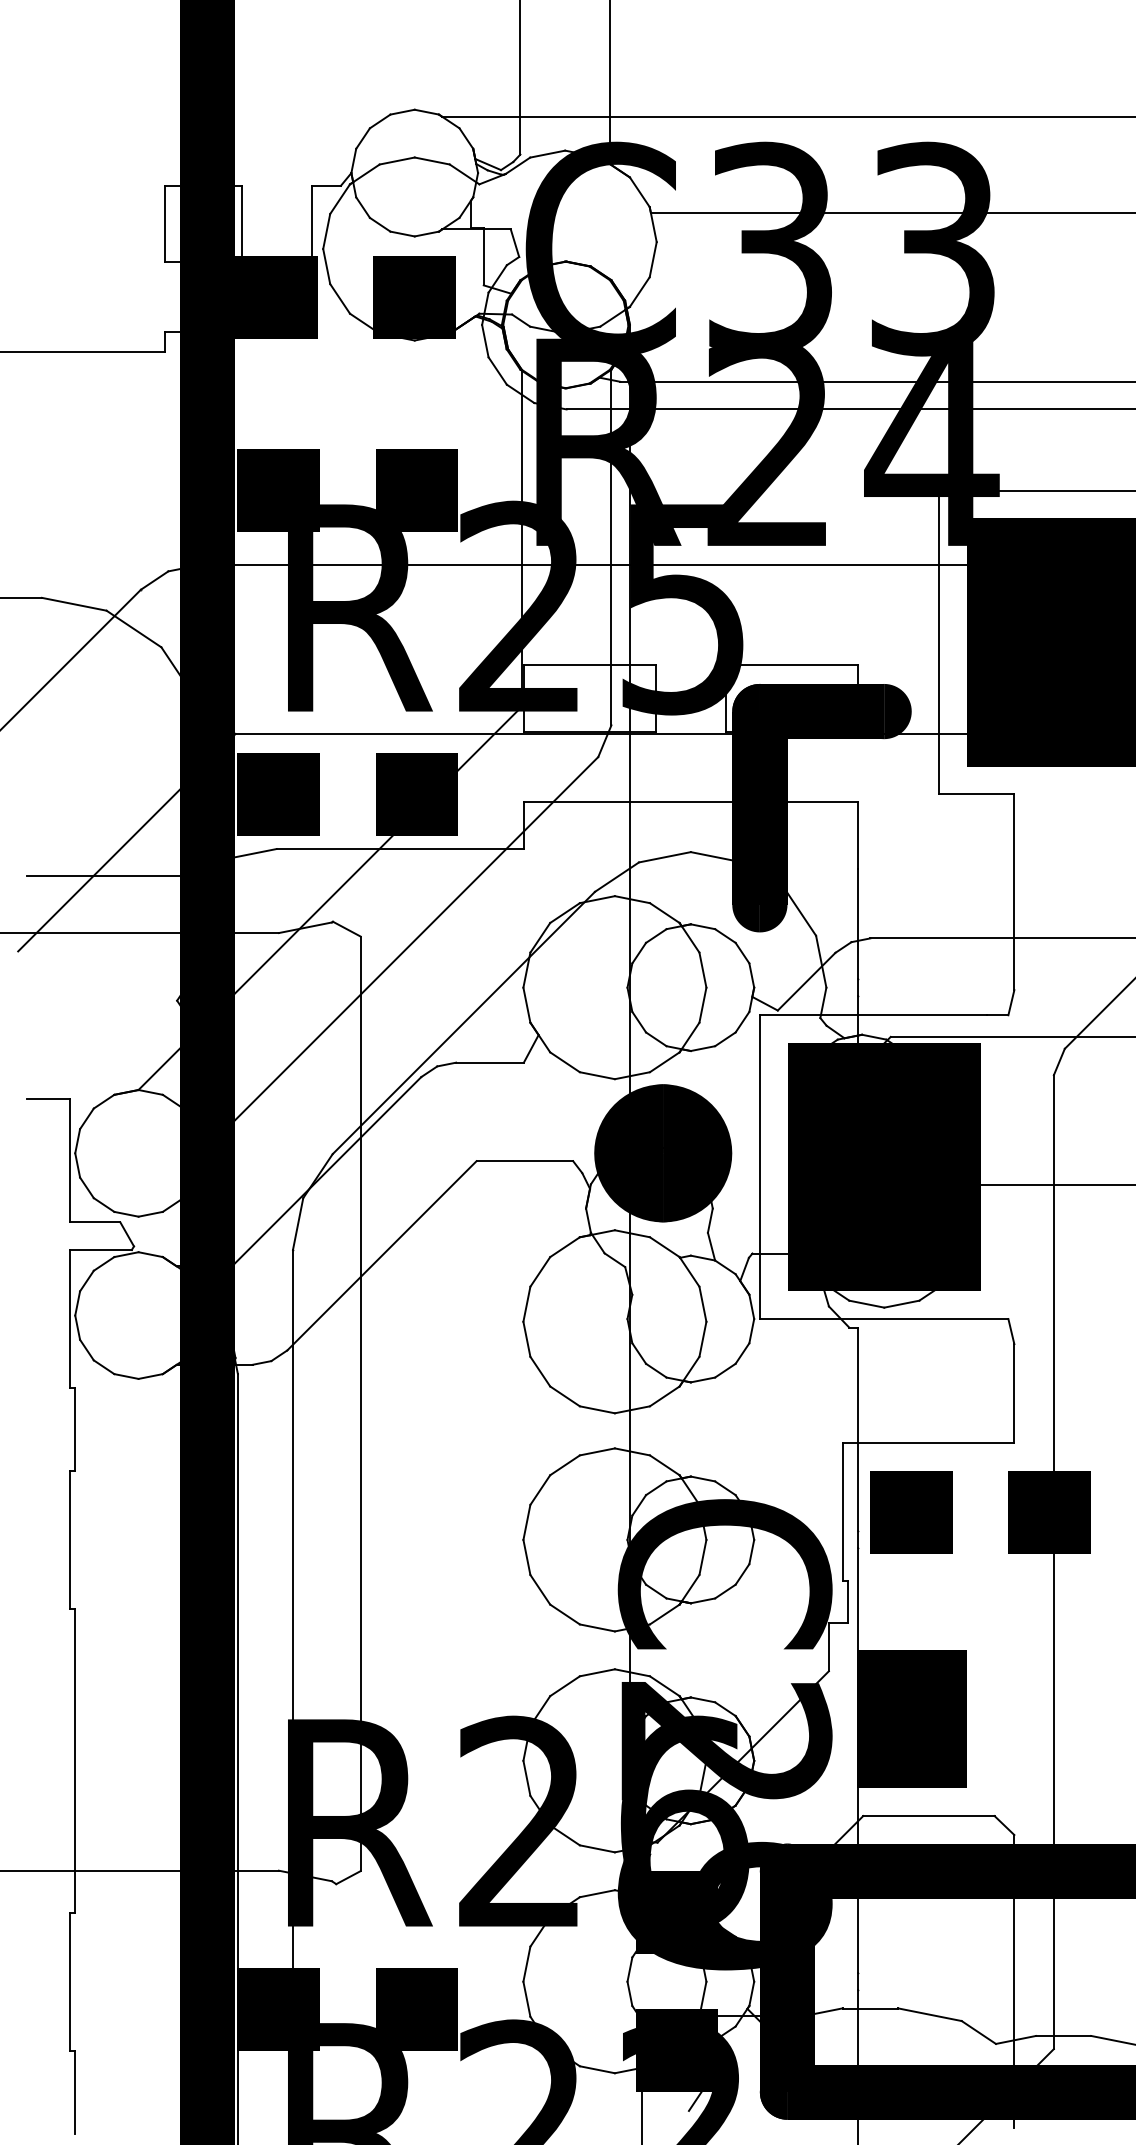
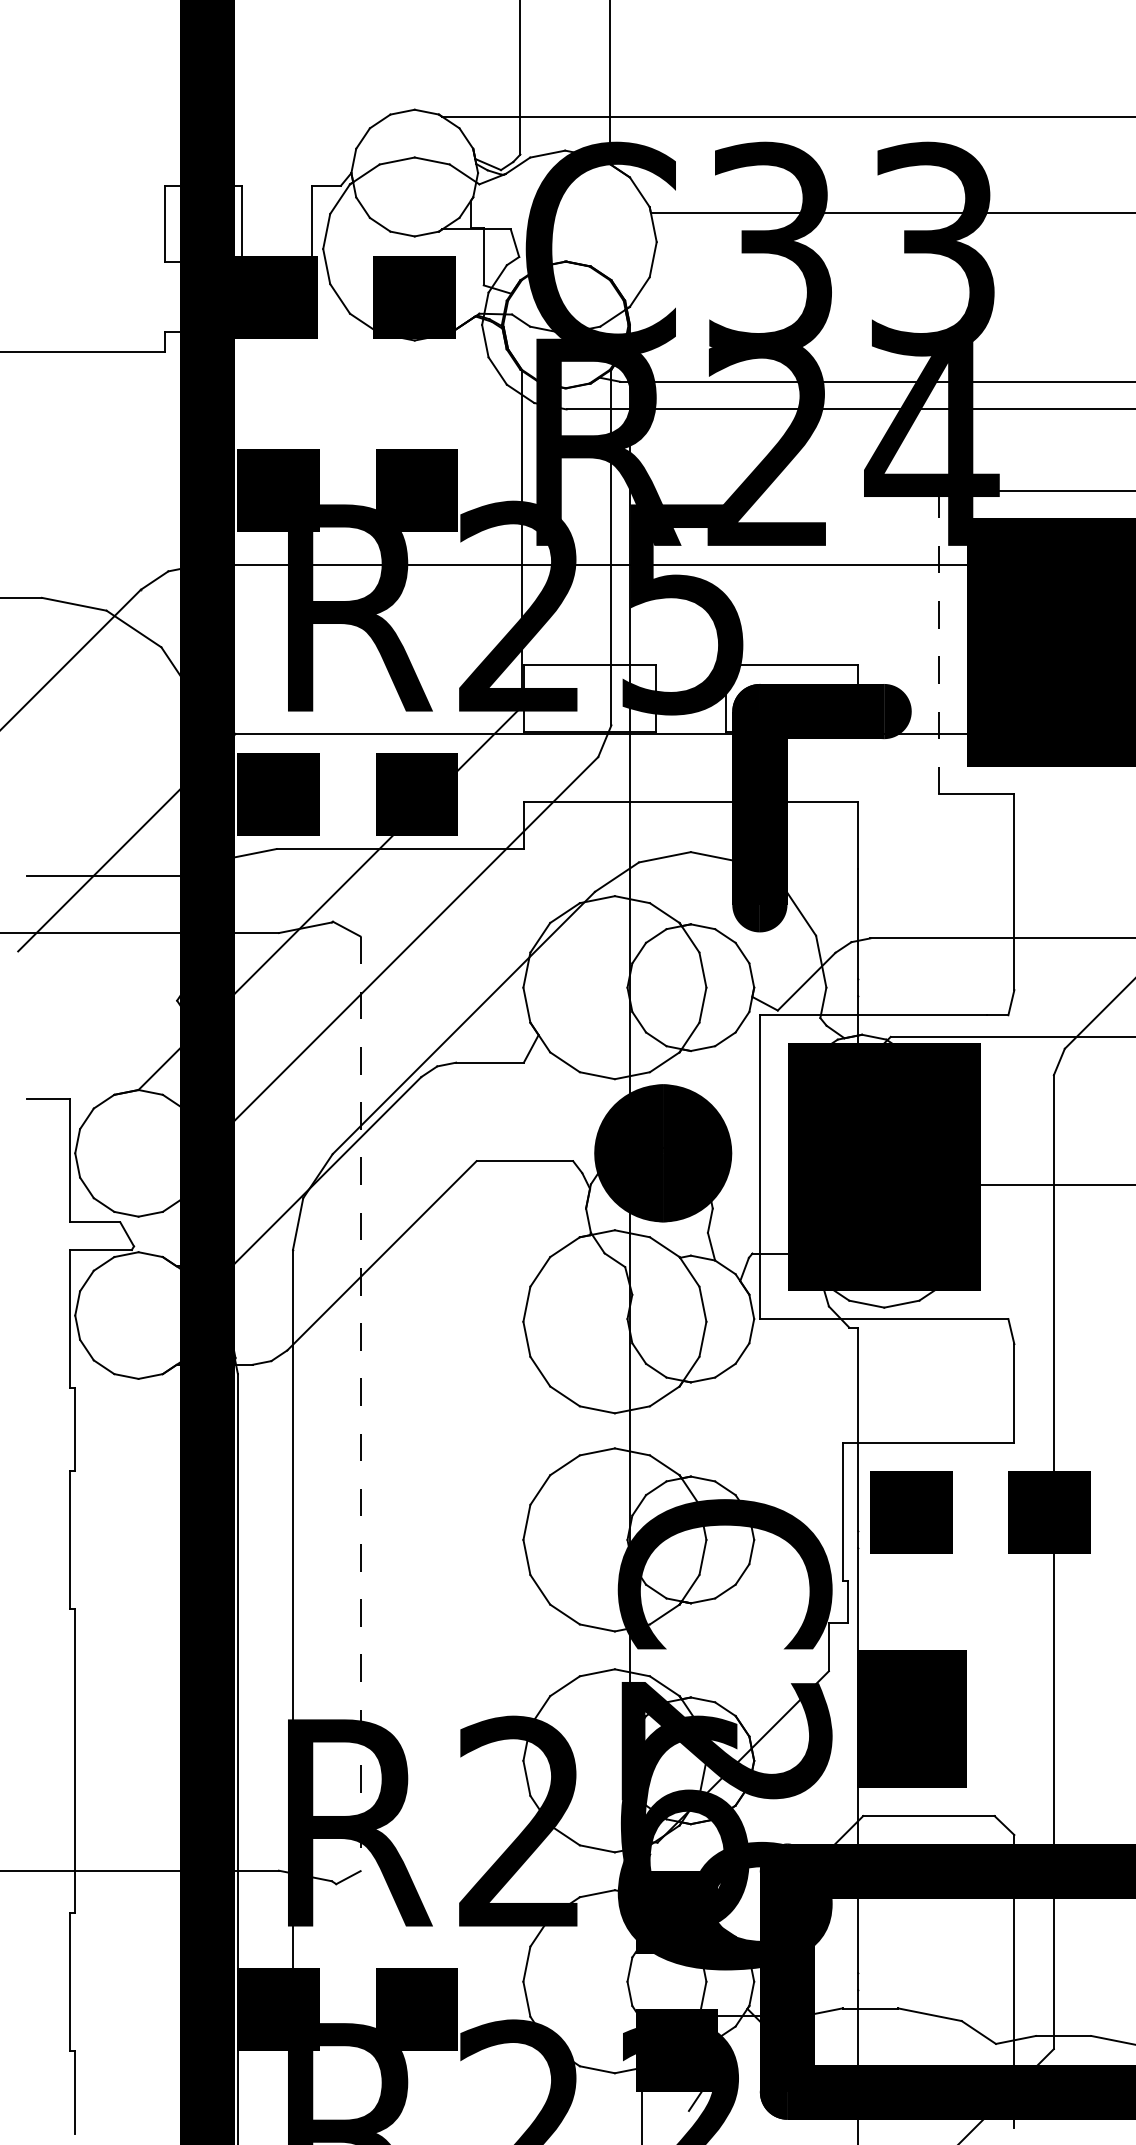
line: solid -> dashed (939, 642)
line: solid -> dashed (360, 1404)
